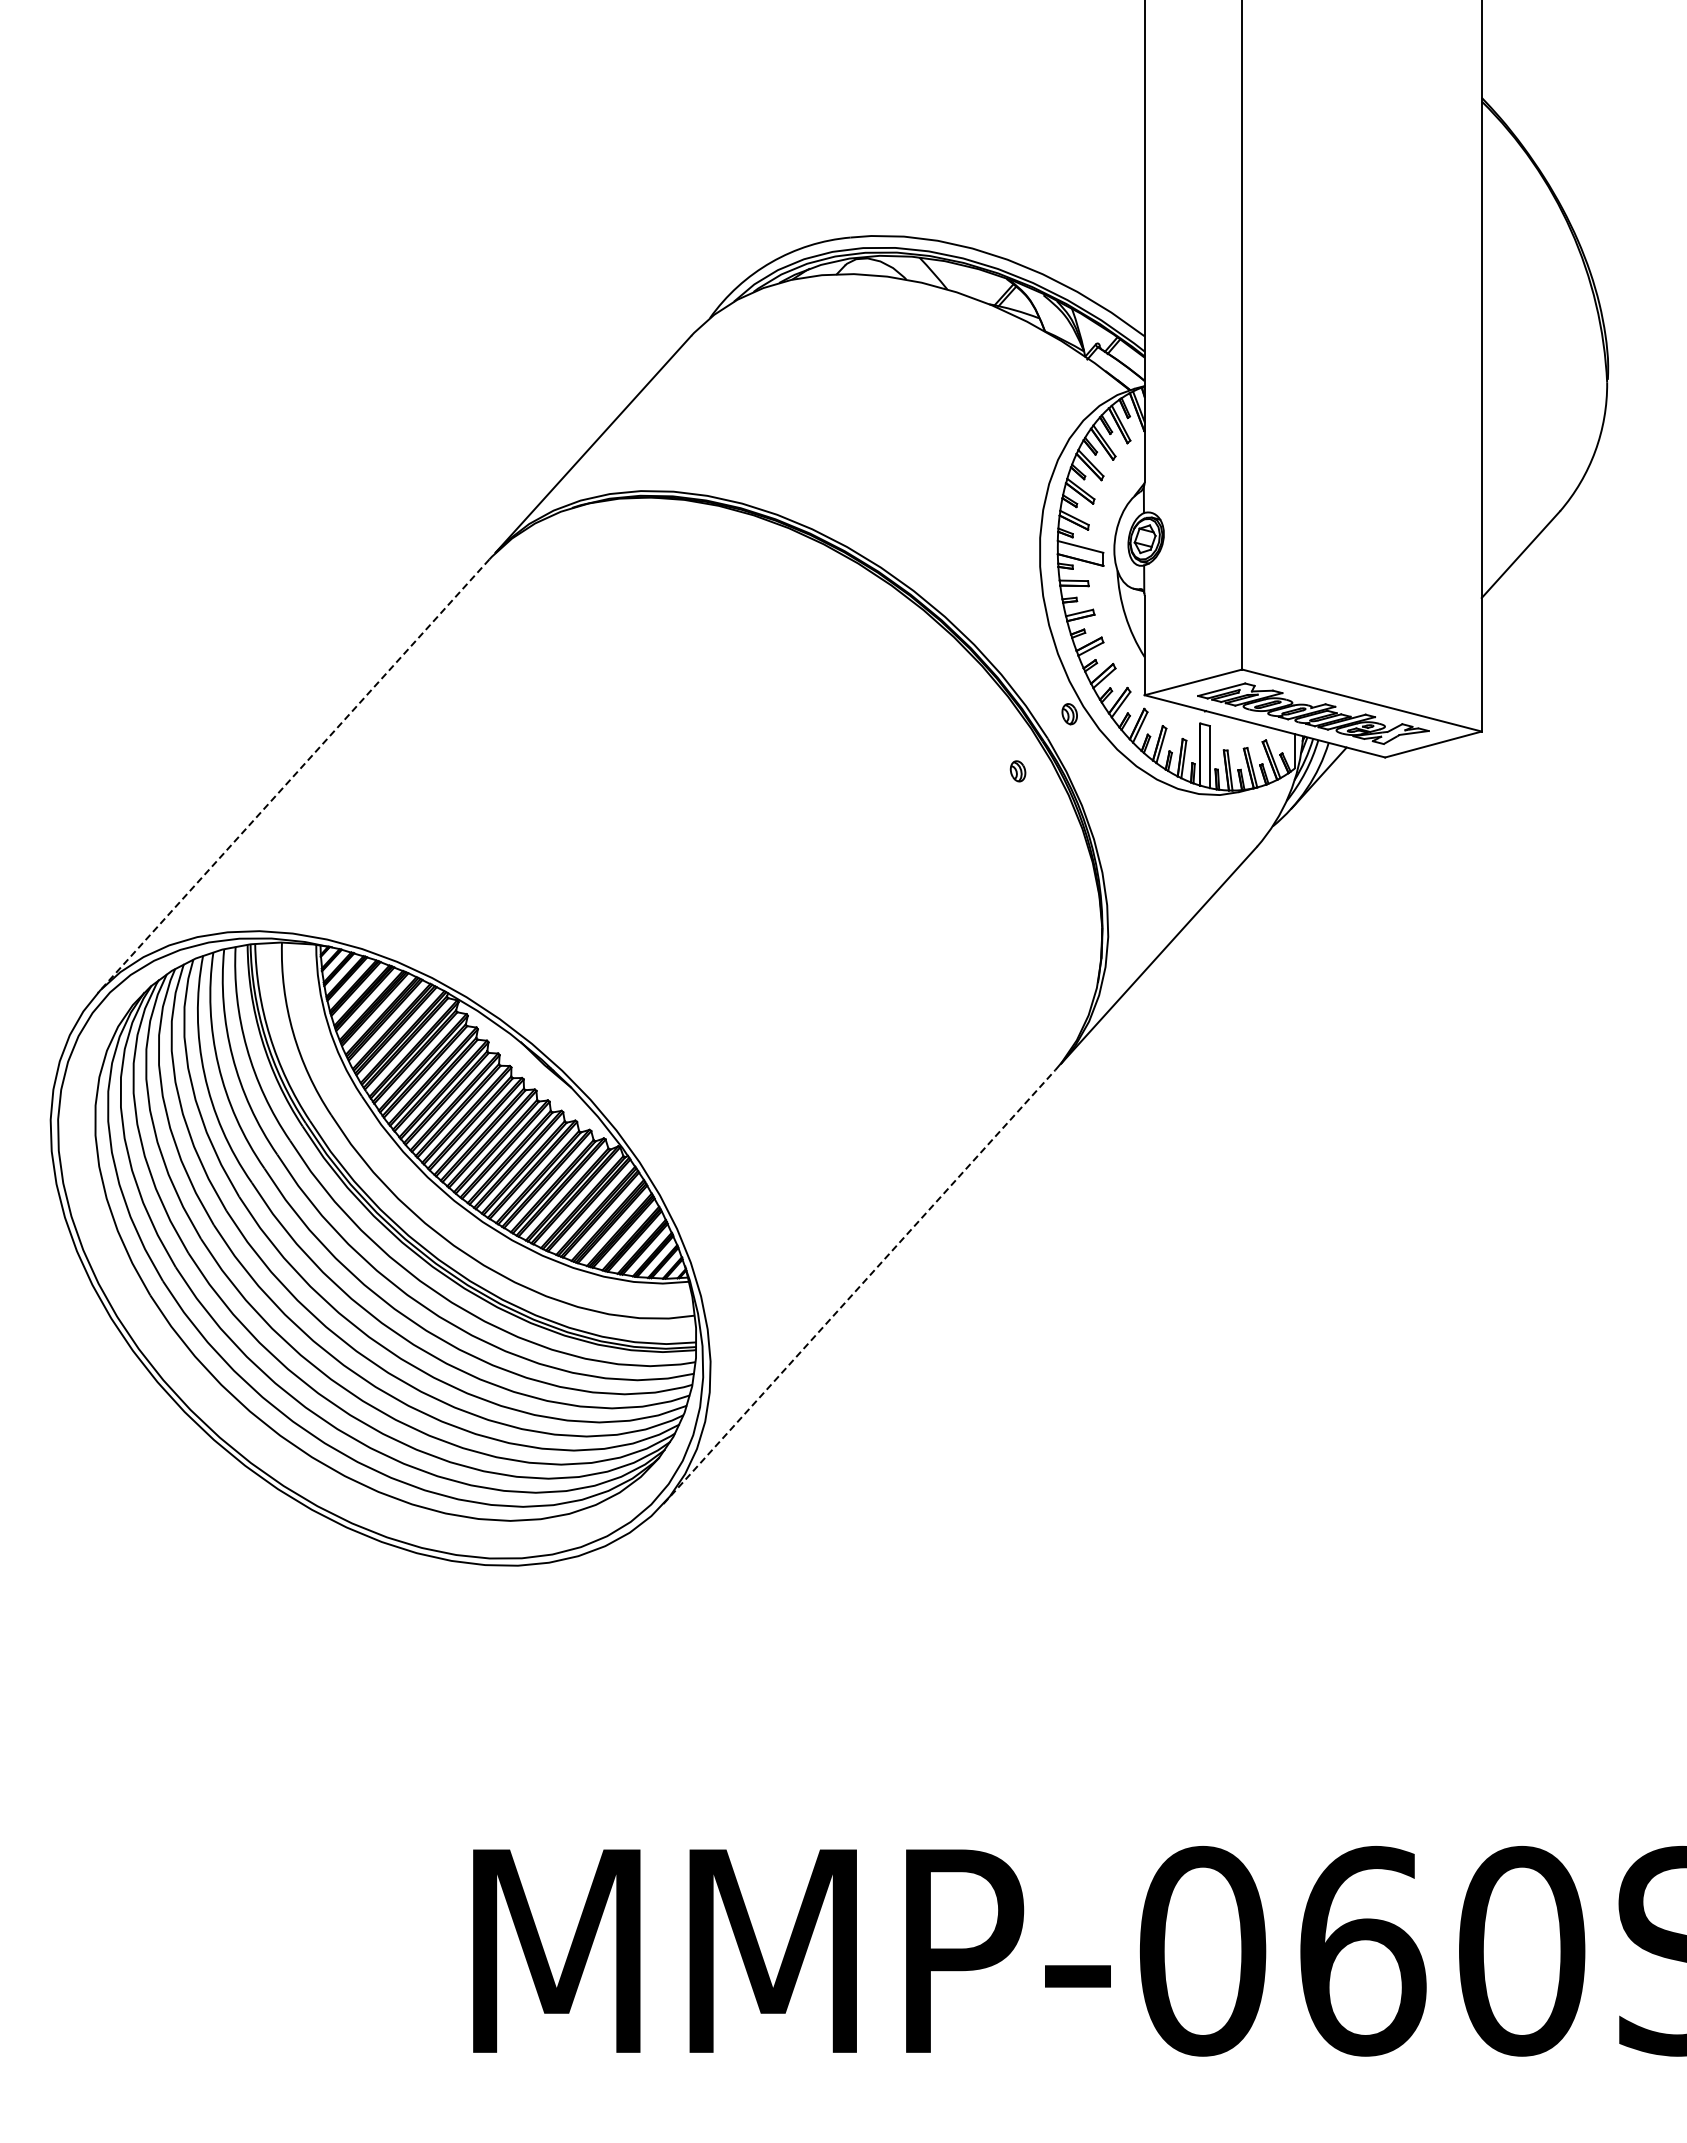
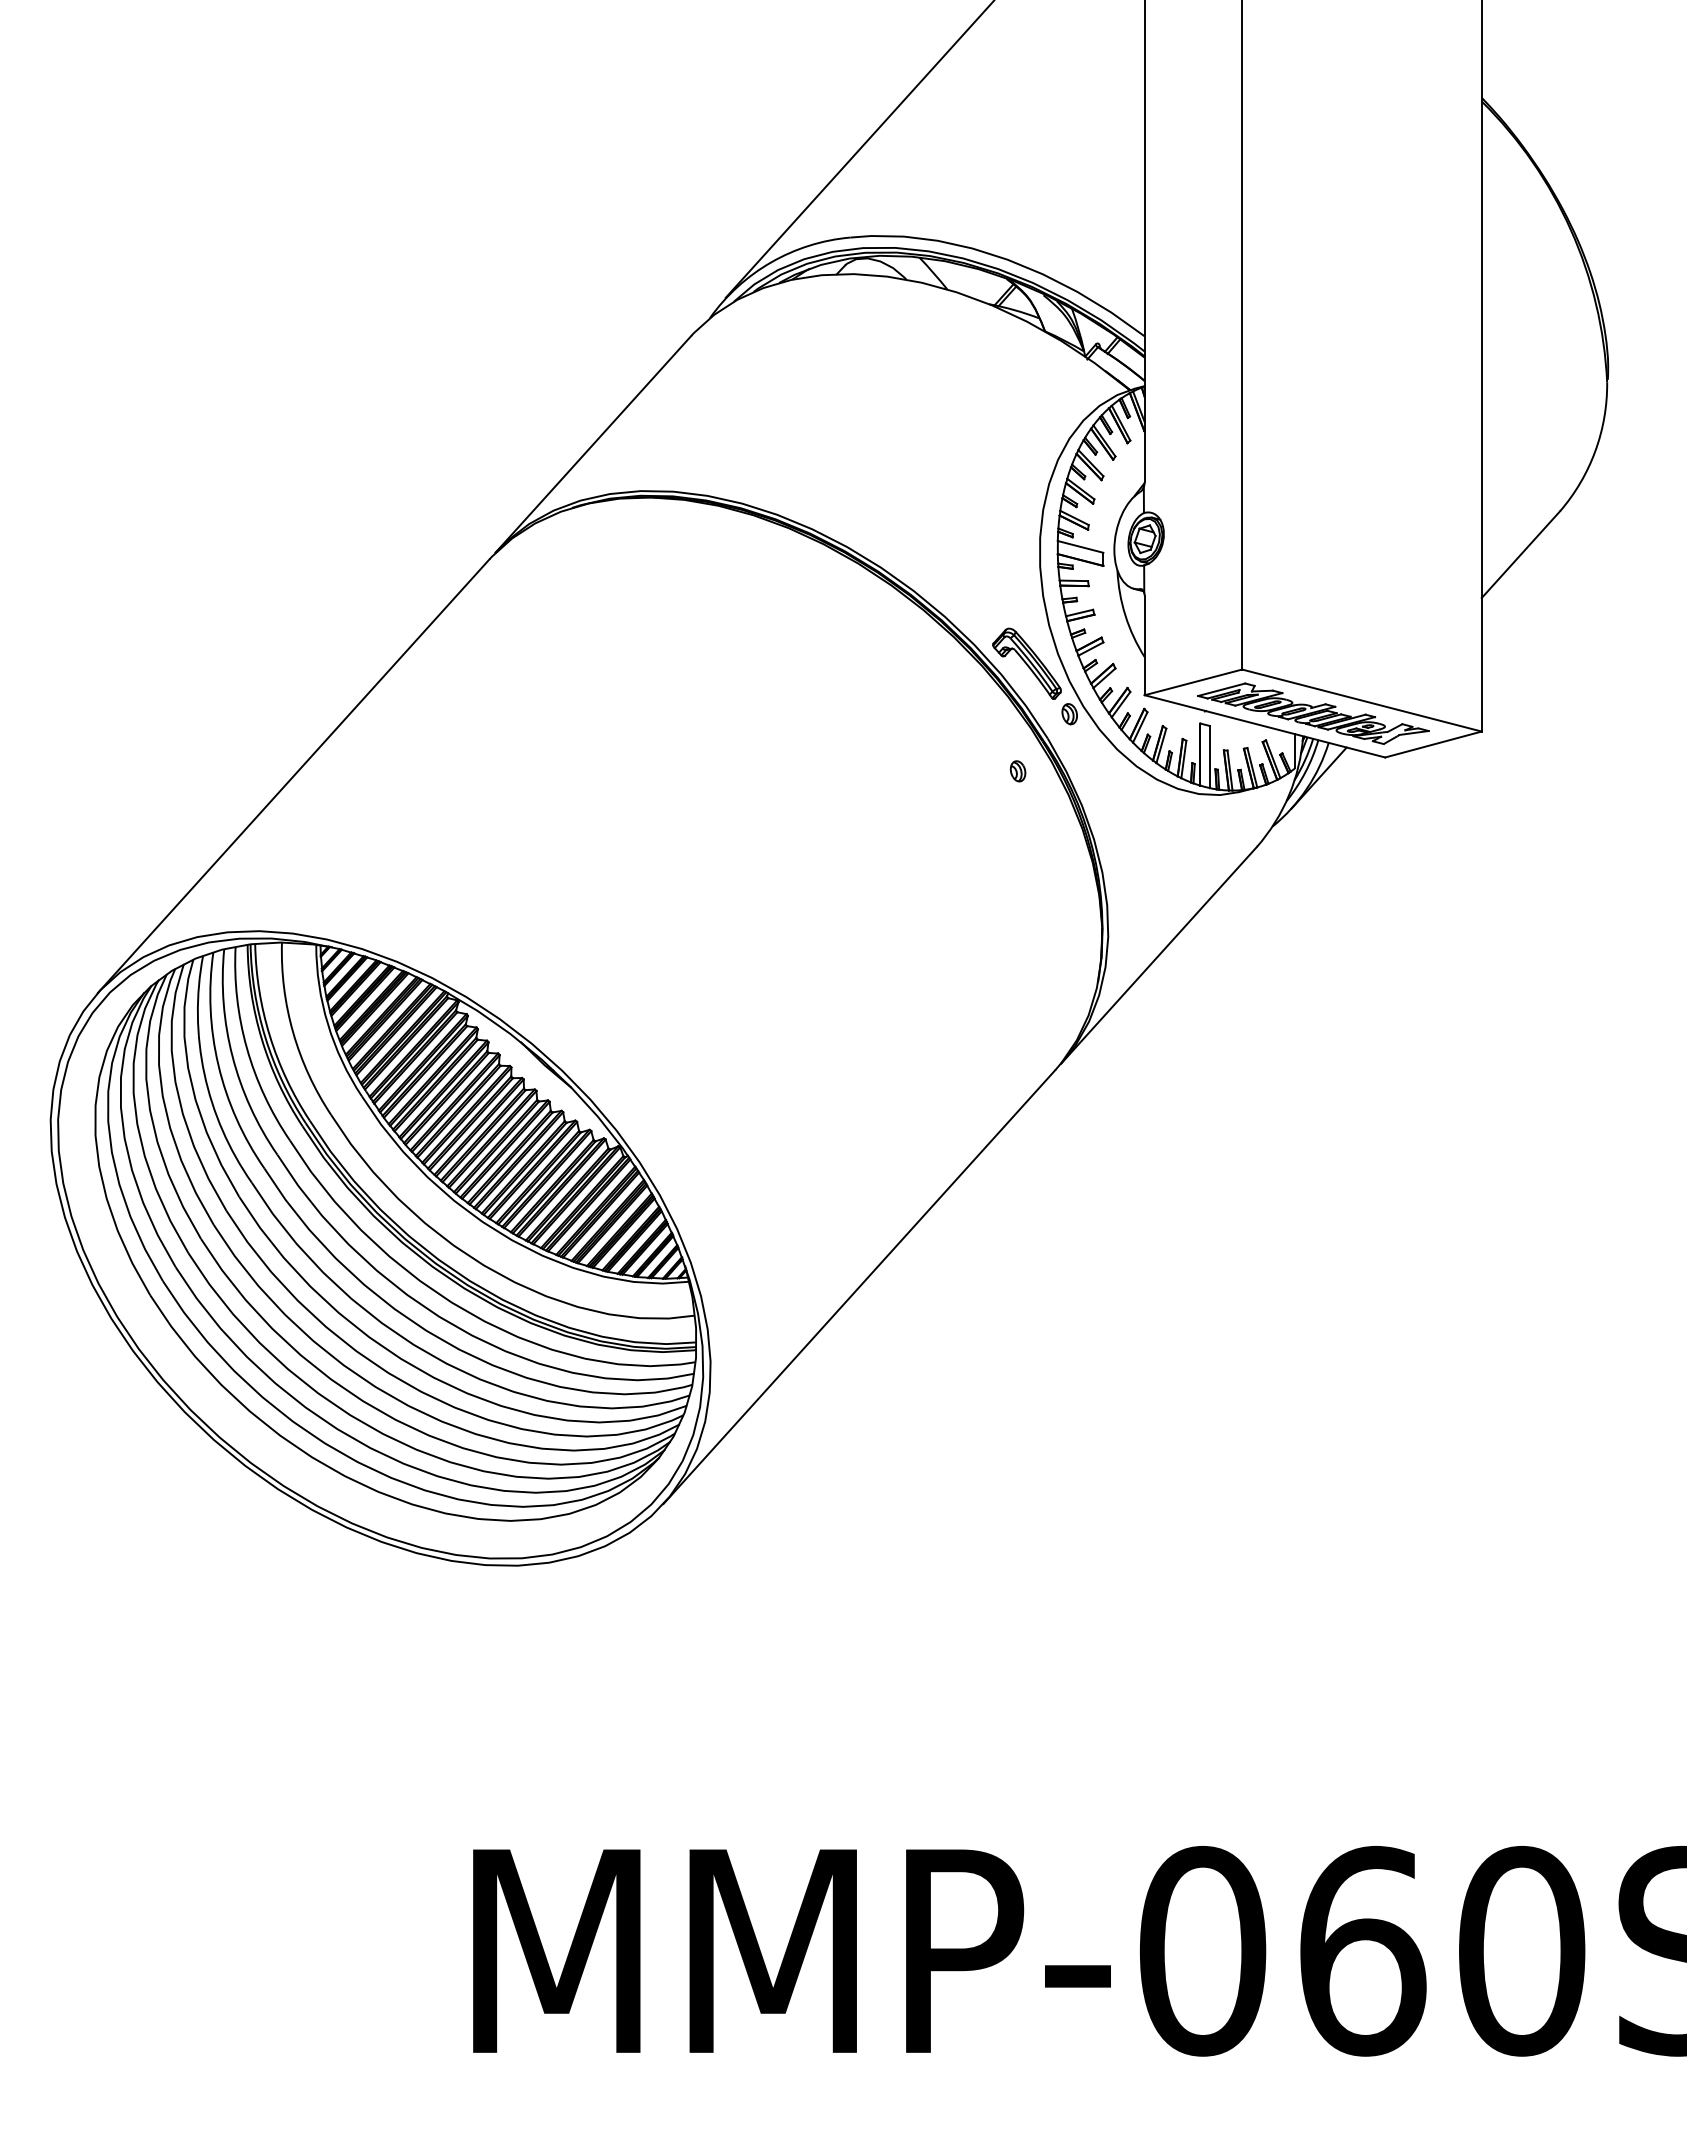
line: none -> present (858, 149)
part: none -> present (1026, 663)
line: dashed -> solid (293, 776)
line: dashed -> solid (859, 1286)
